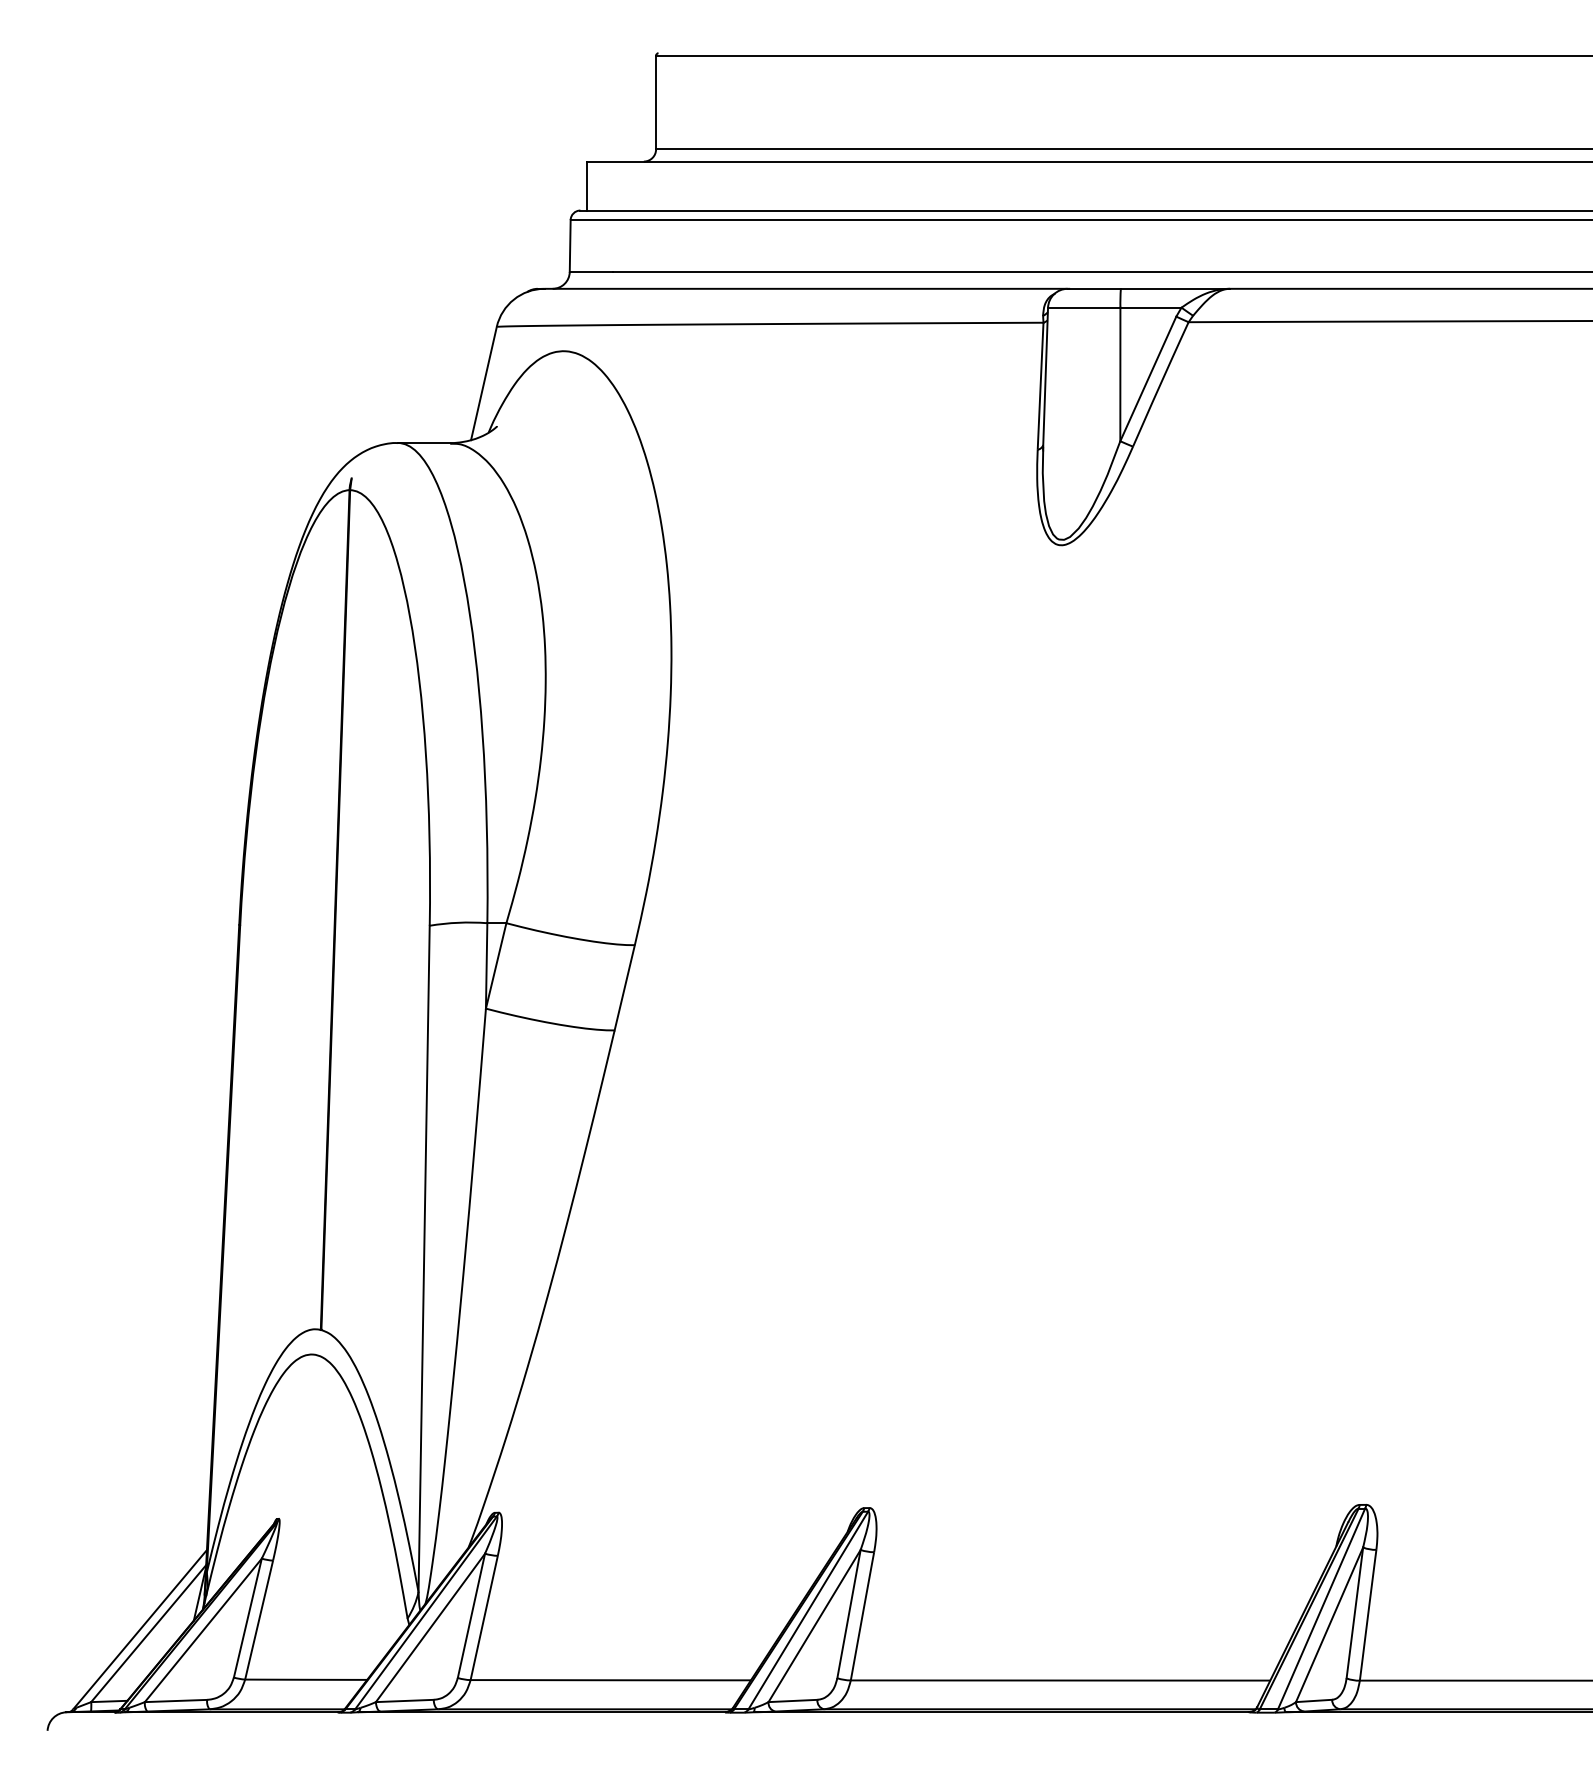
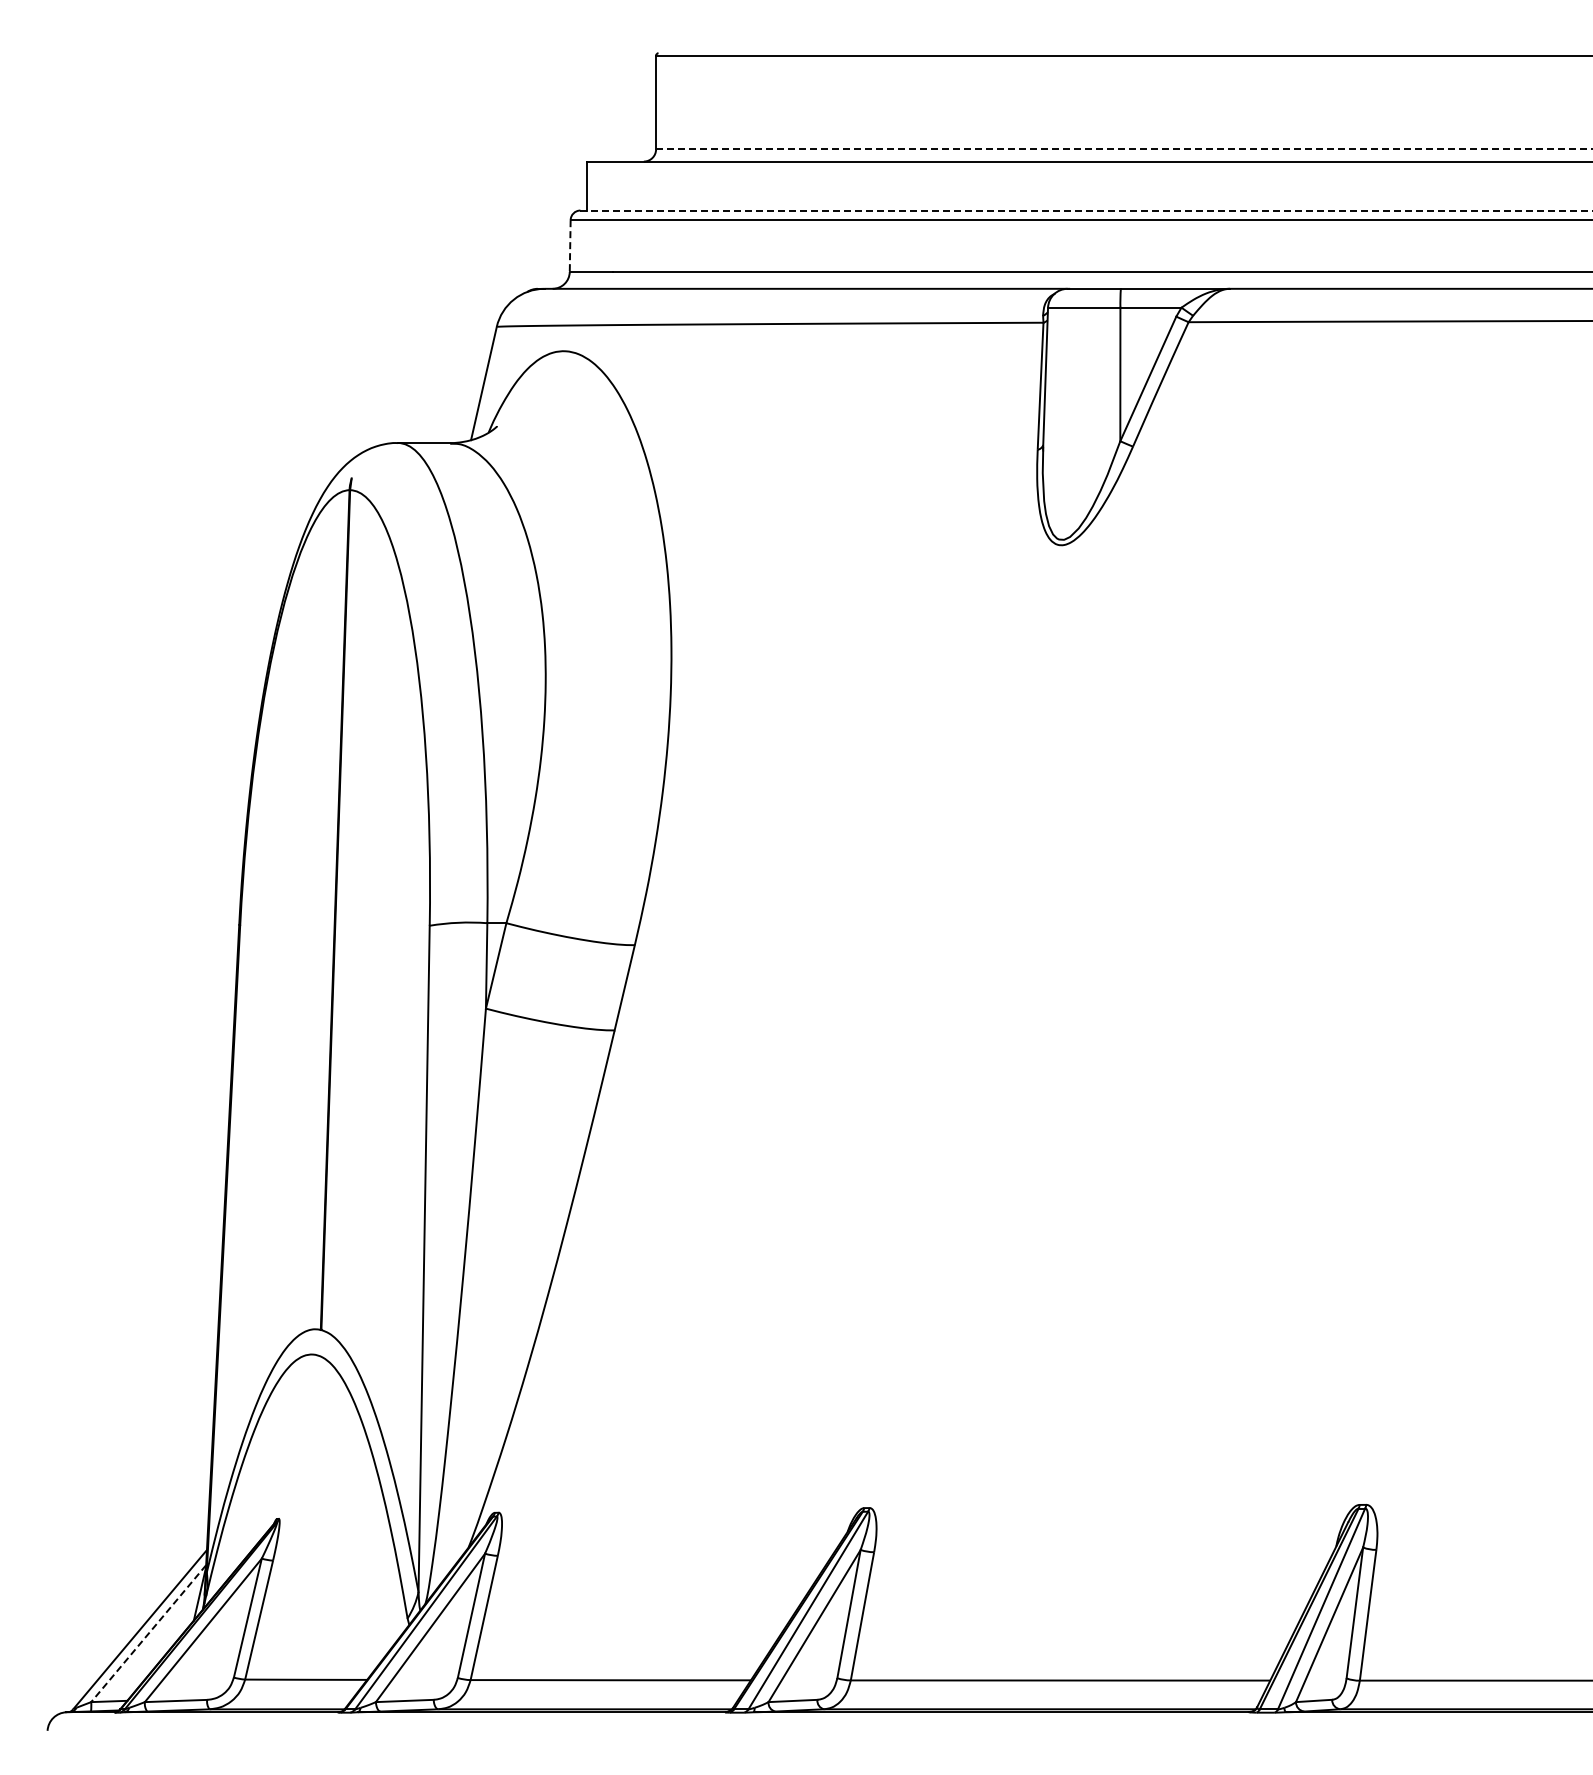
line: solid -> dashed (1125, 149)
line: solid -> dashed (1086, 210)
line: solid -> dashed (570, 246)
line: solid -> dashed (148, 1634)
